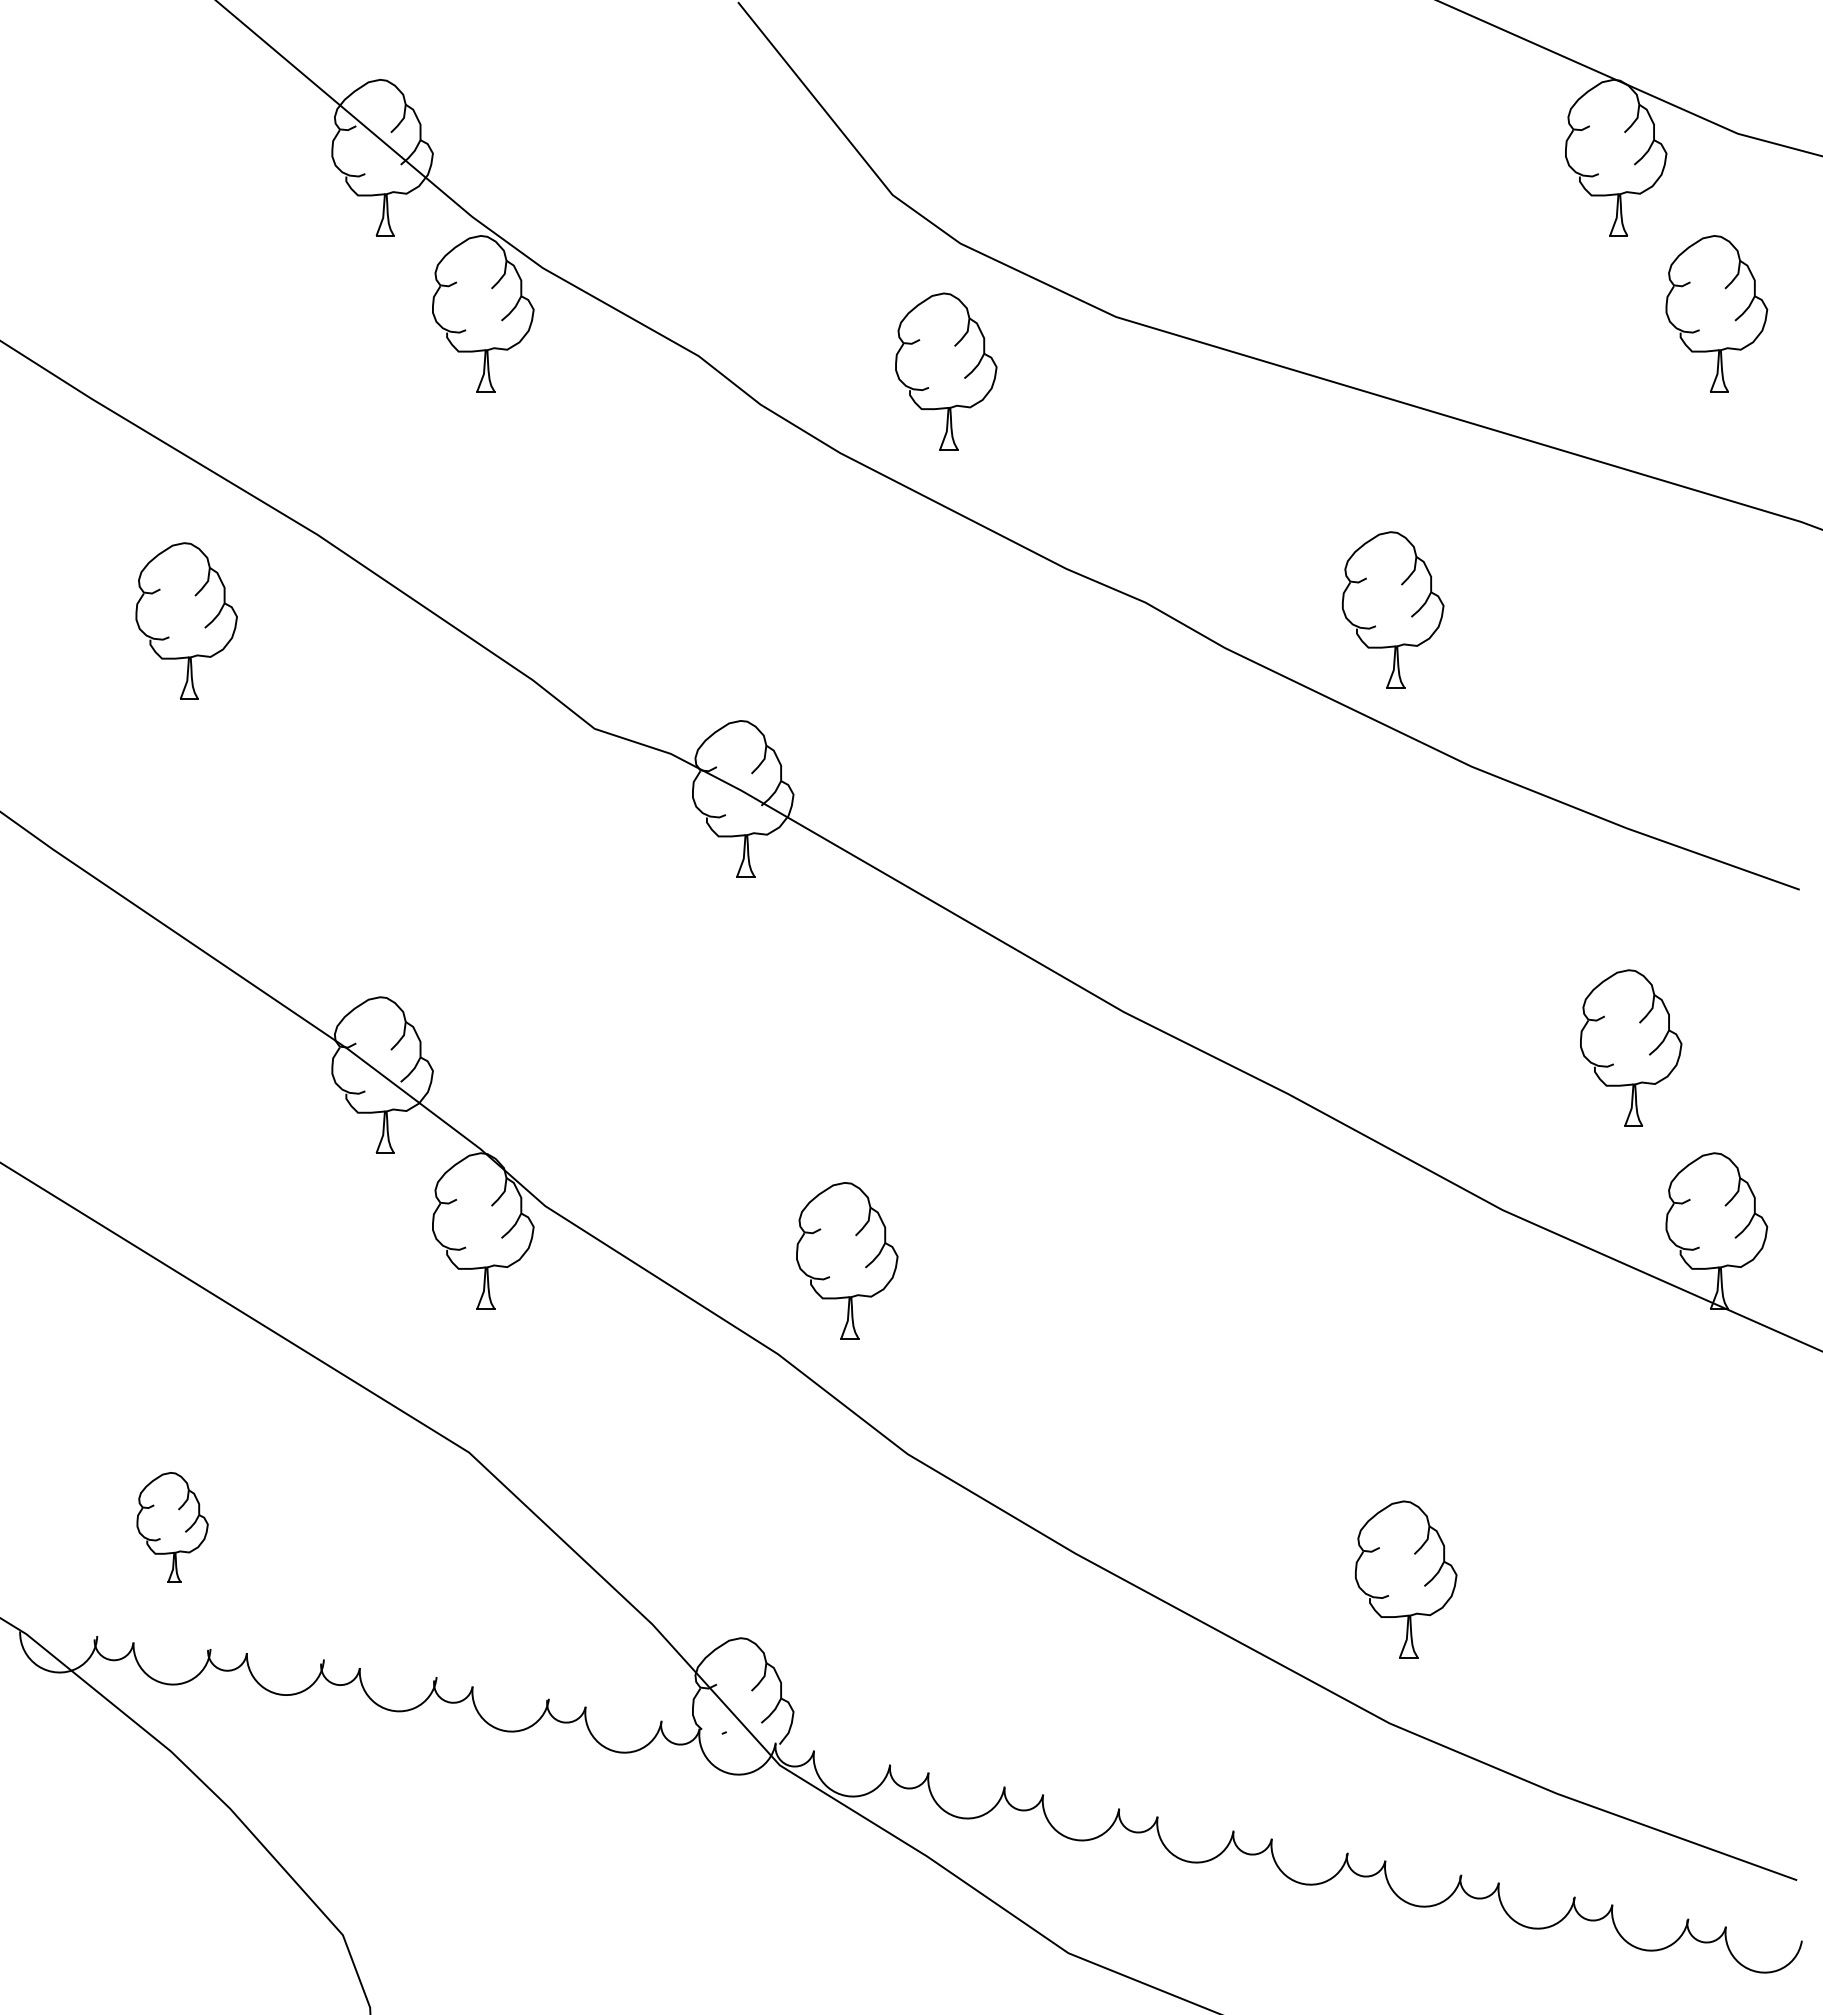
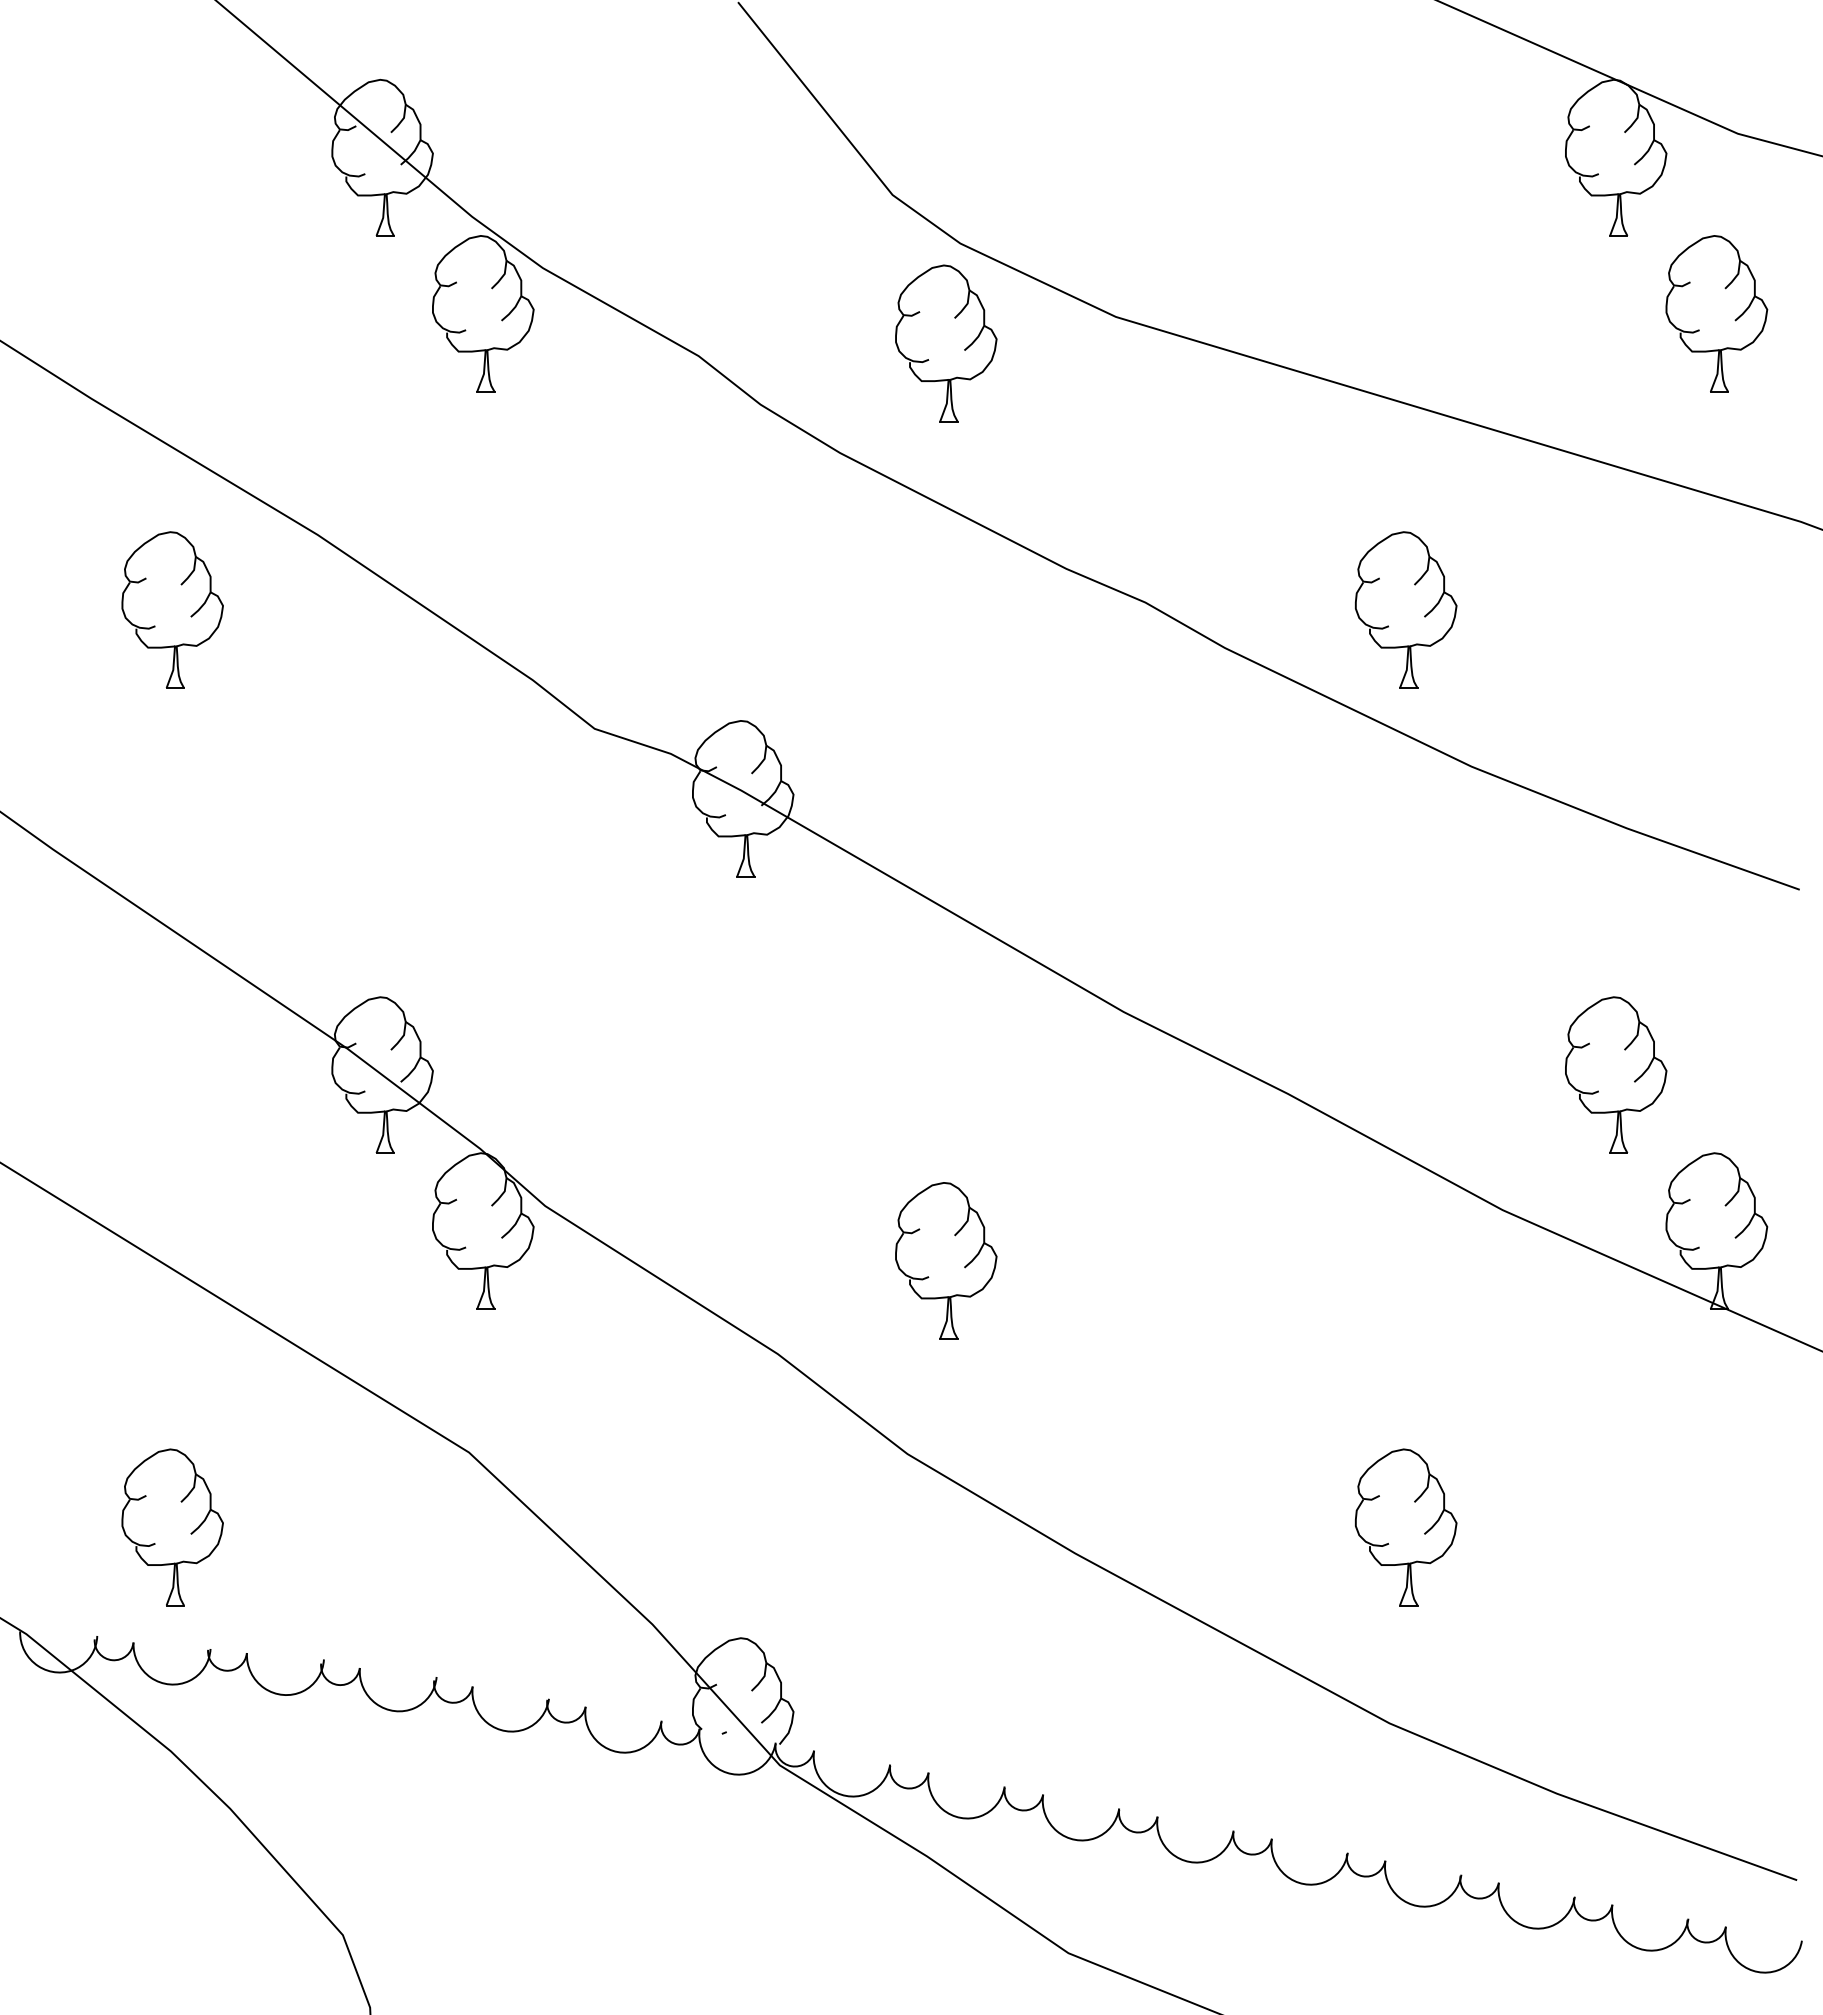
part position: (946, 371) -> (946, 343) (946, 343)
part position: (1393, 609) -> (1406, 609) (1406, 609)
part position: (186, 620) -> (172, 609) (172, 609)
part position: (1631, 1047) -> (1616, 1074) (1616, 1074)
part position: (847, 1260) -> (946, 1260) (946, 1260)
part size: 73x111 px -> 103x159 px (172, 1527)
part position: (1406, 1579) -> (1406, 1527) (1406, 1527)
